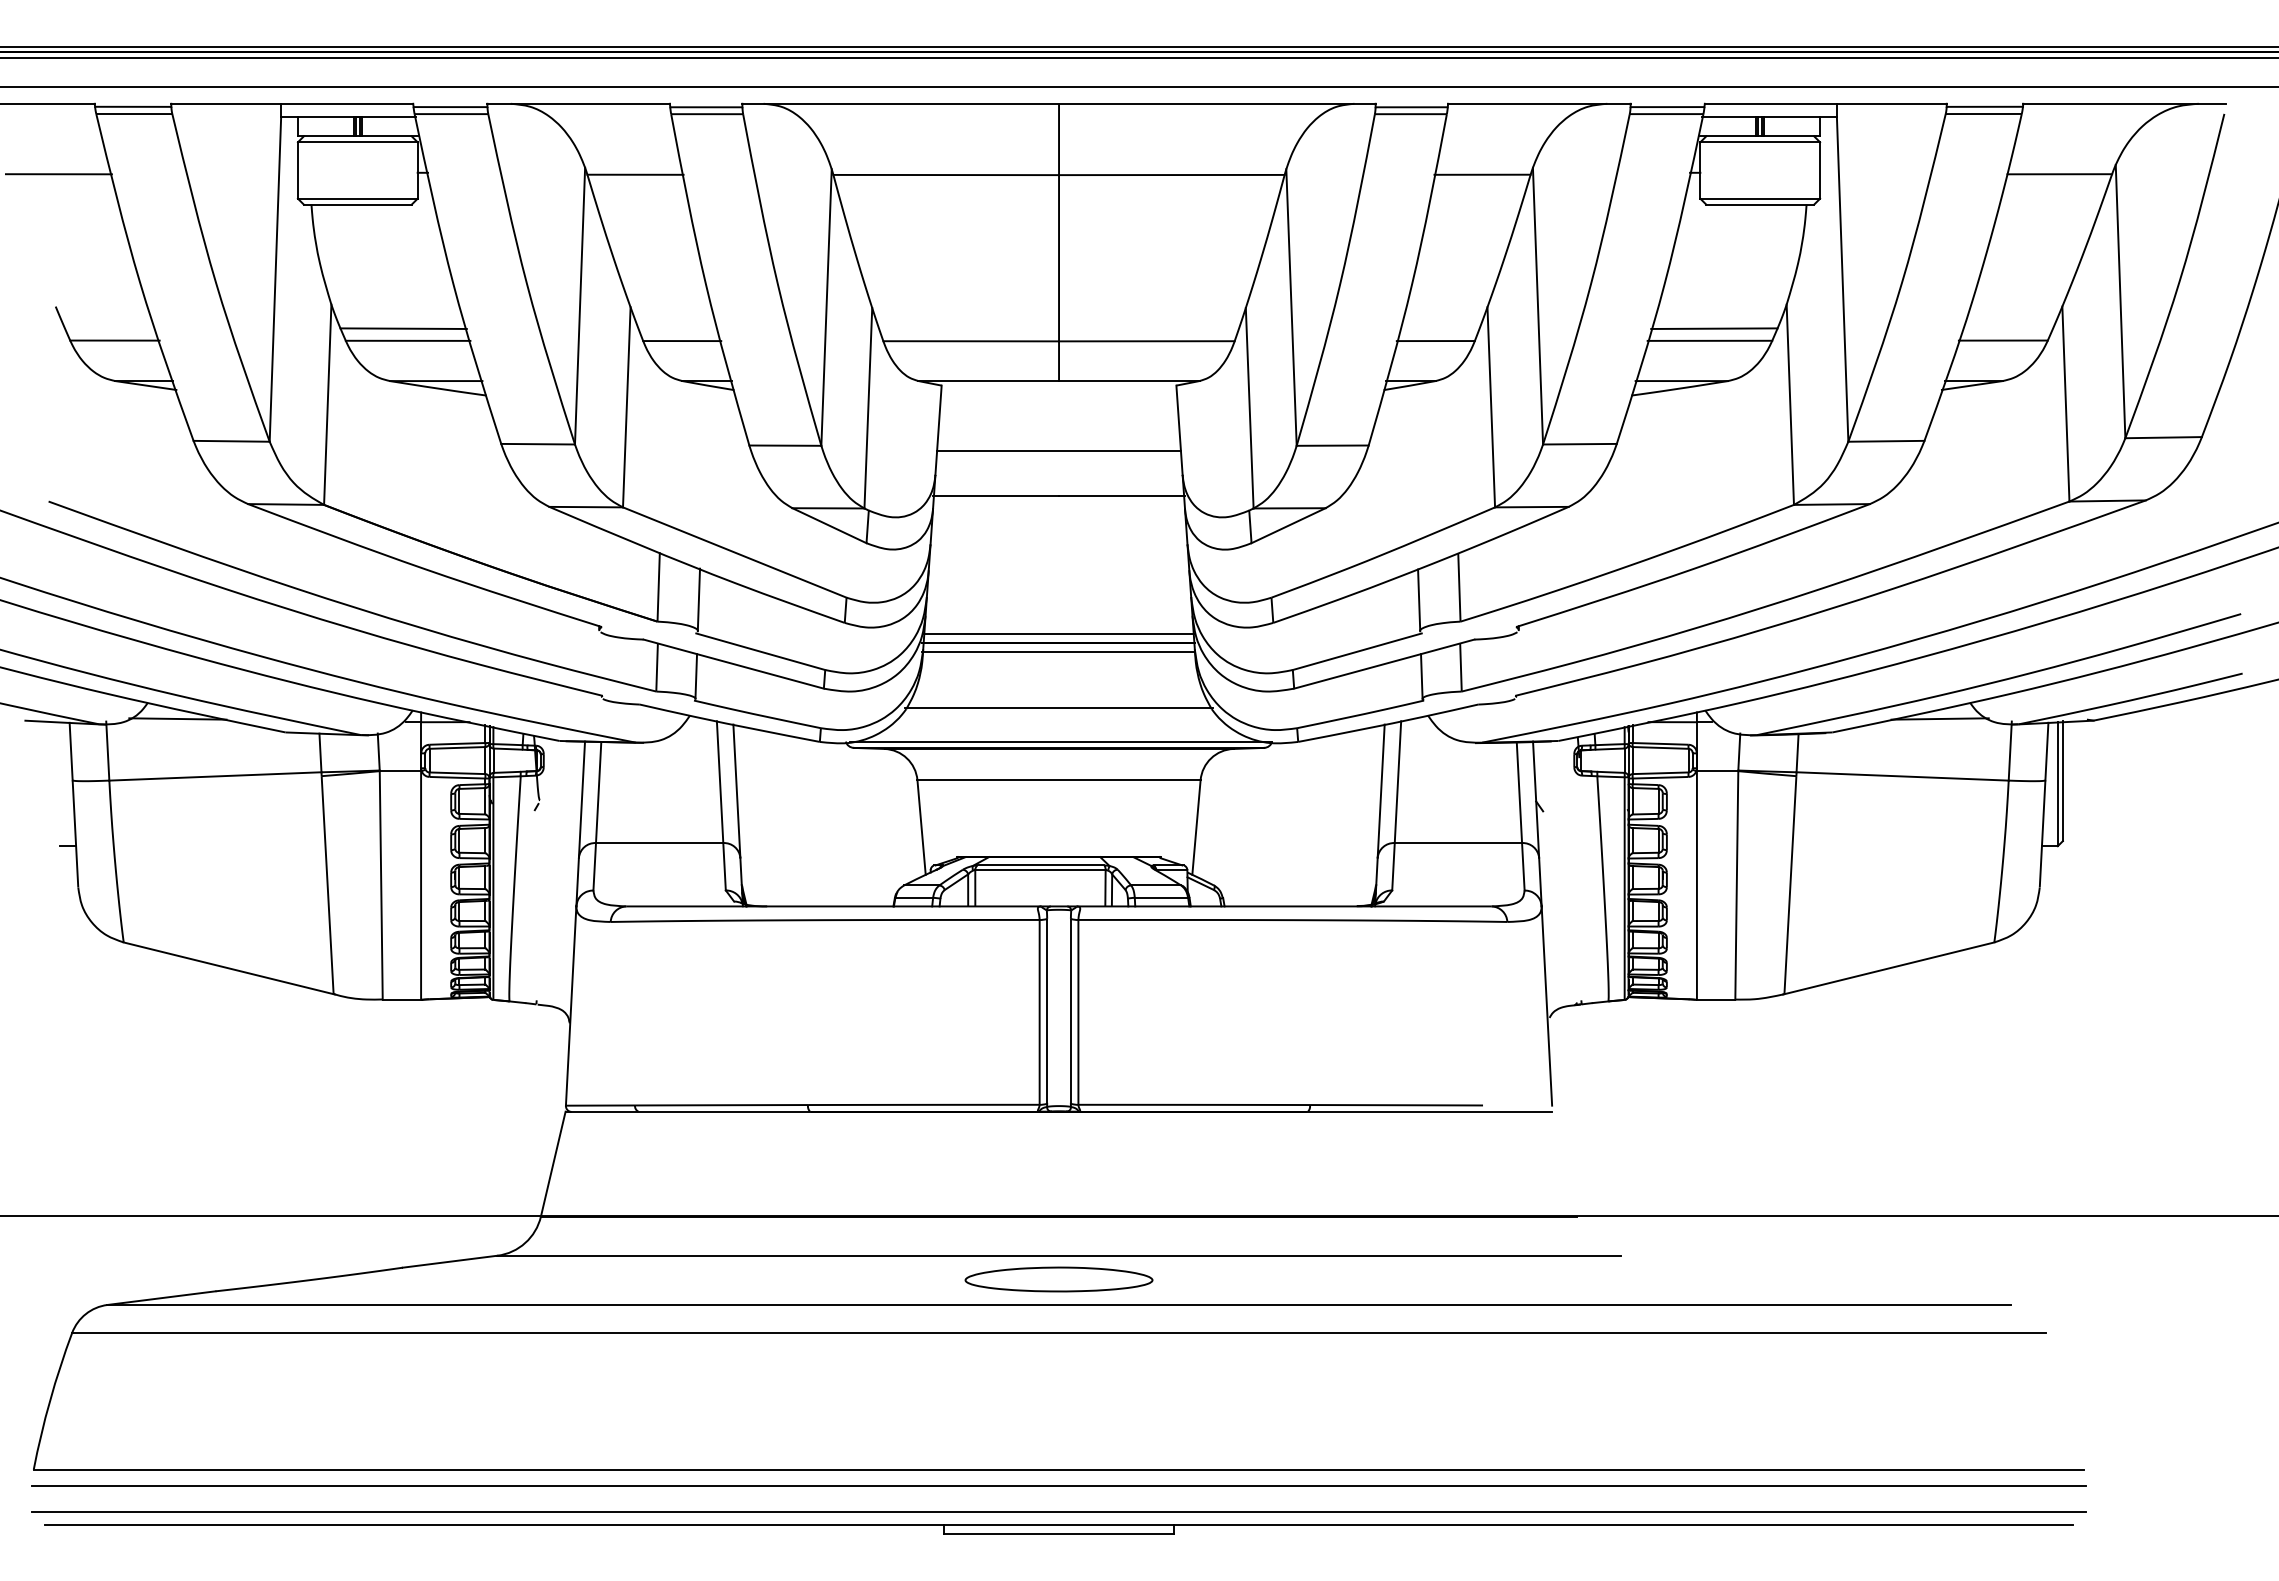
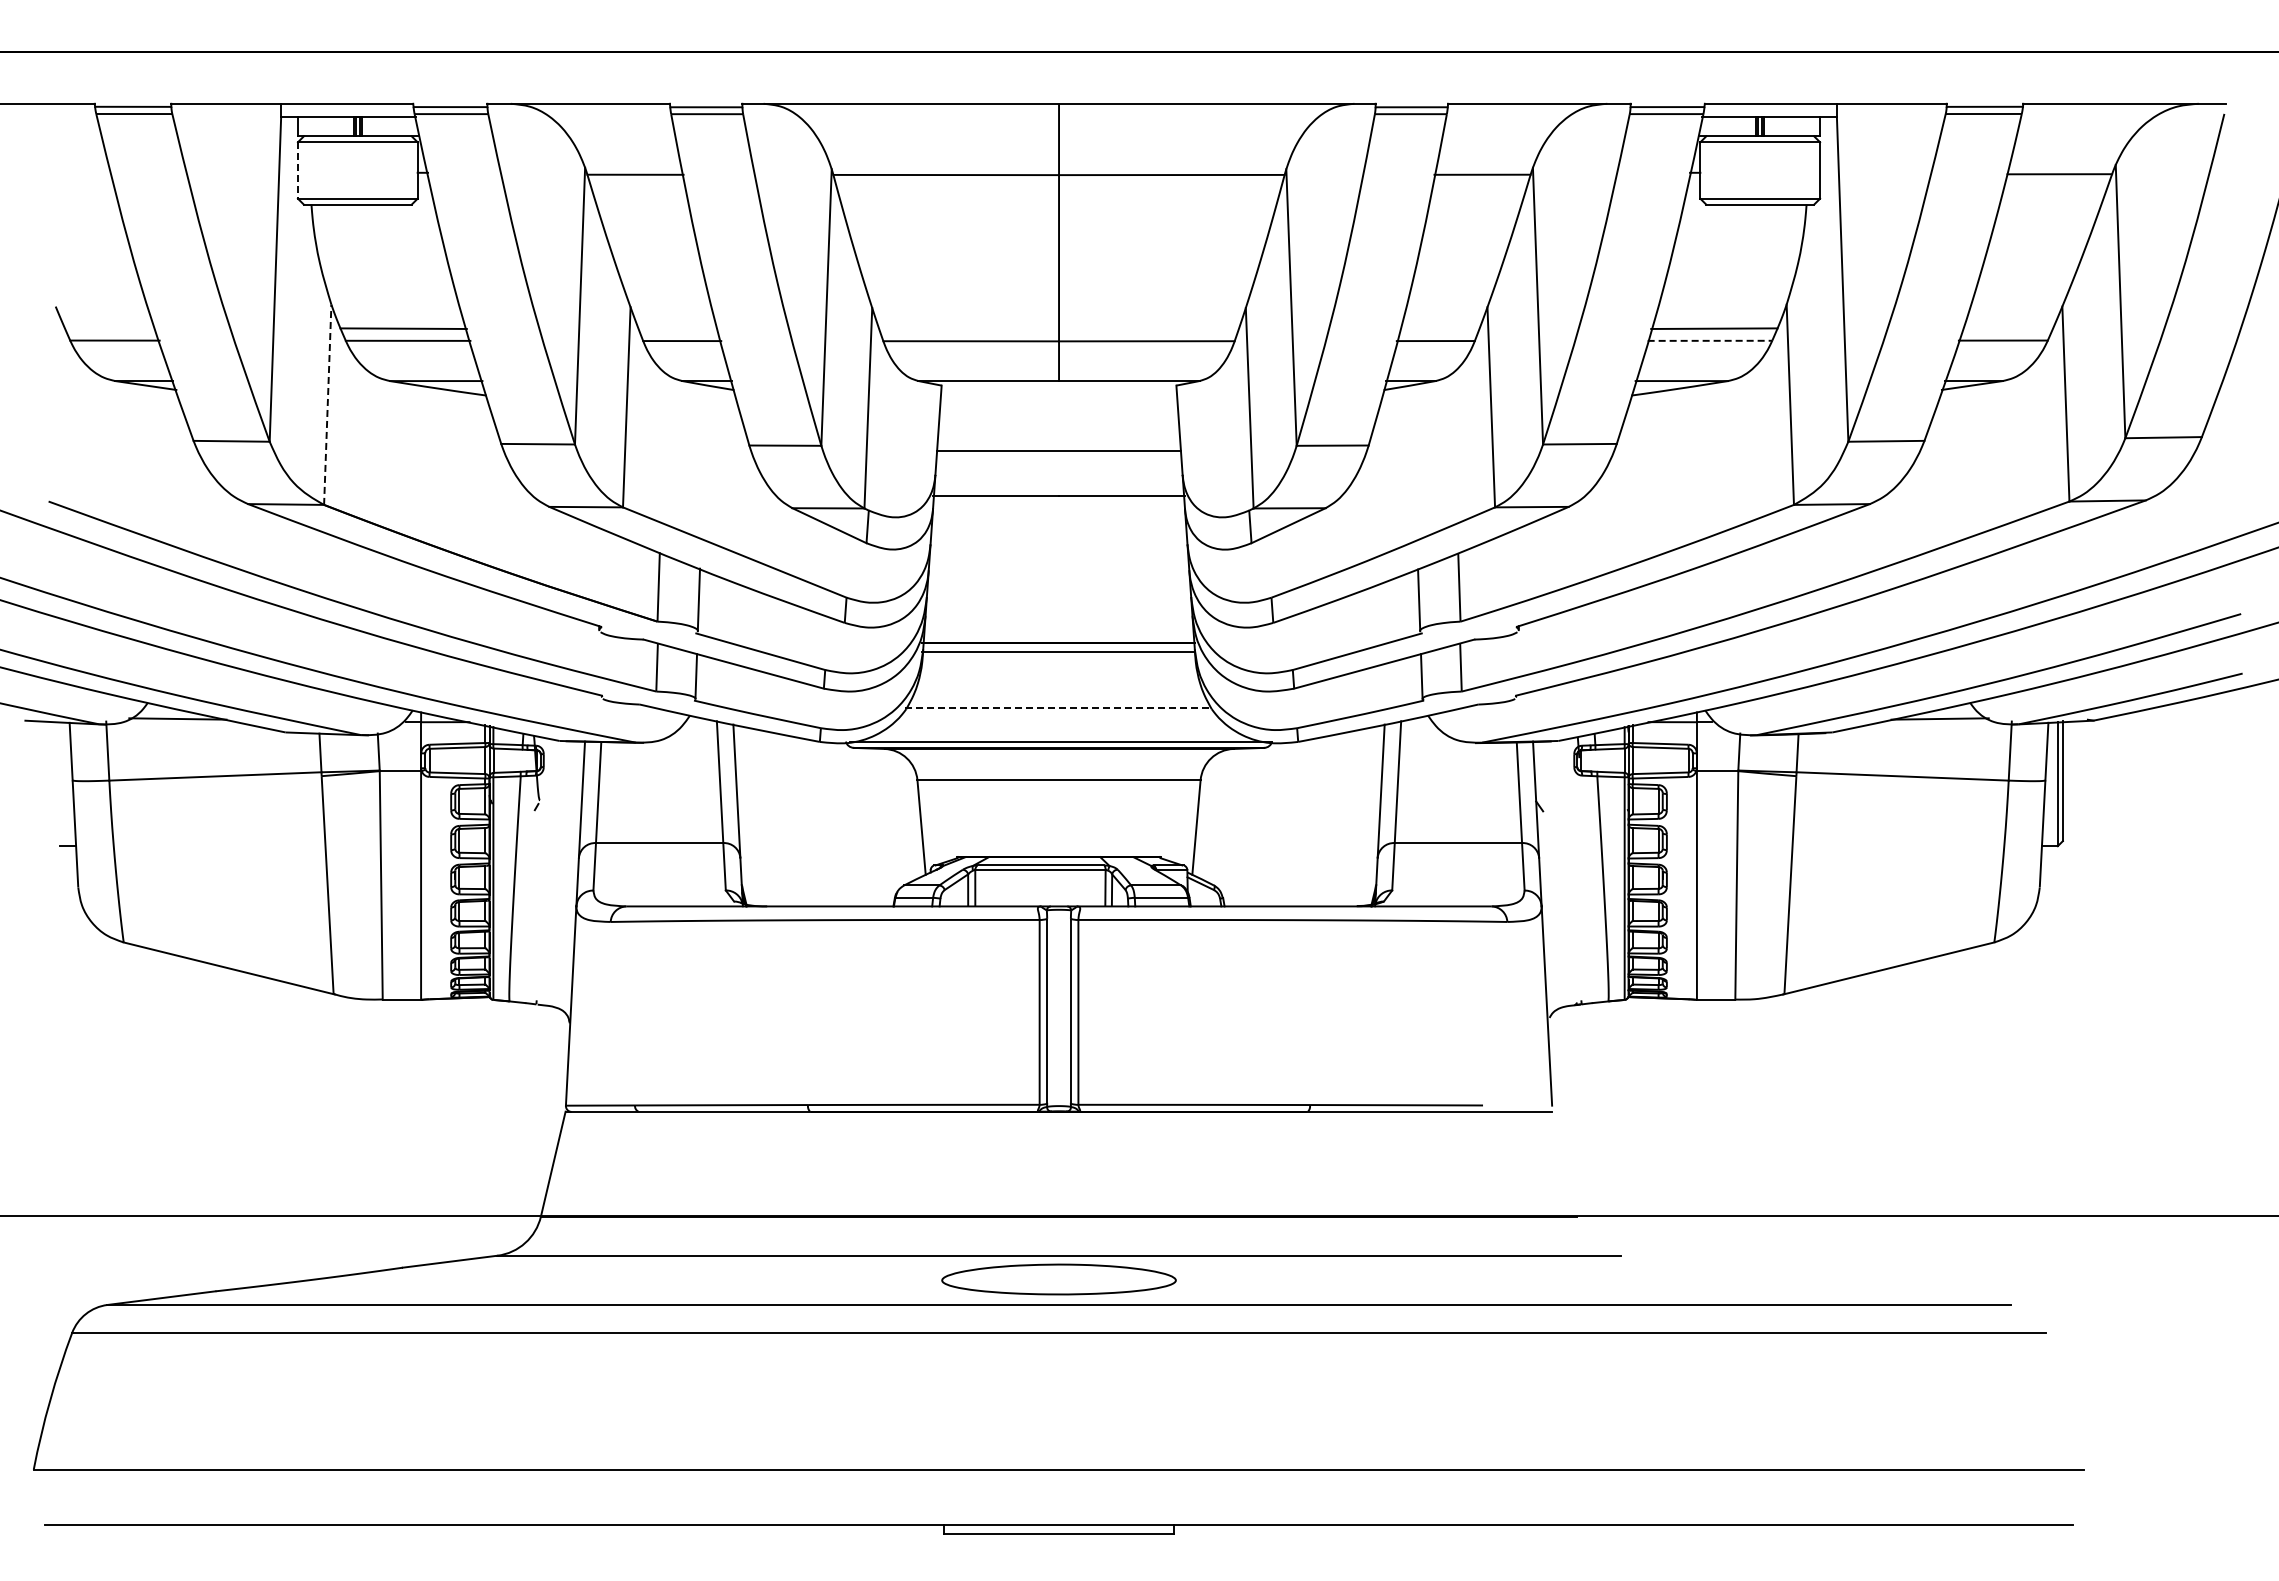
line: present -> none (1138, 47)
line: present -> none (1138, 57)
line: present -> none (1138, 86)
line: solid -> dashed (297, 170)
line: present -> none (58, 174)
line: solid -> dashed (1710, 340)
line: solid -> dashed (327, 404)
line: present -> none (1058, 634)
line: solid -> dashed (1059, 707)
part size: 190x27 px -> 236x33 px (1058, 1279)
line: present -> none (1058, 1485)
line: present -> none (1058, 1512)
